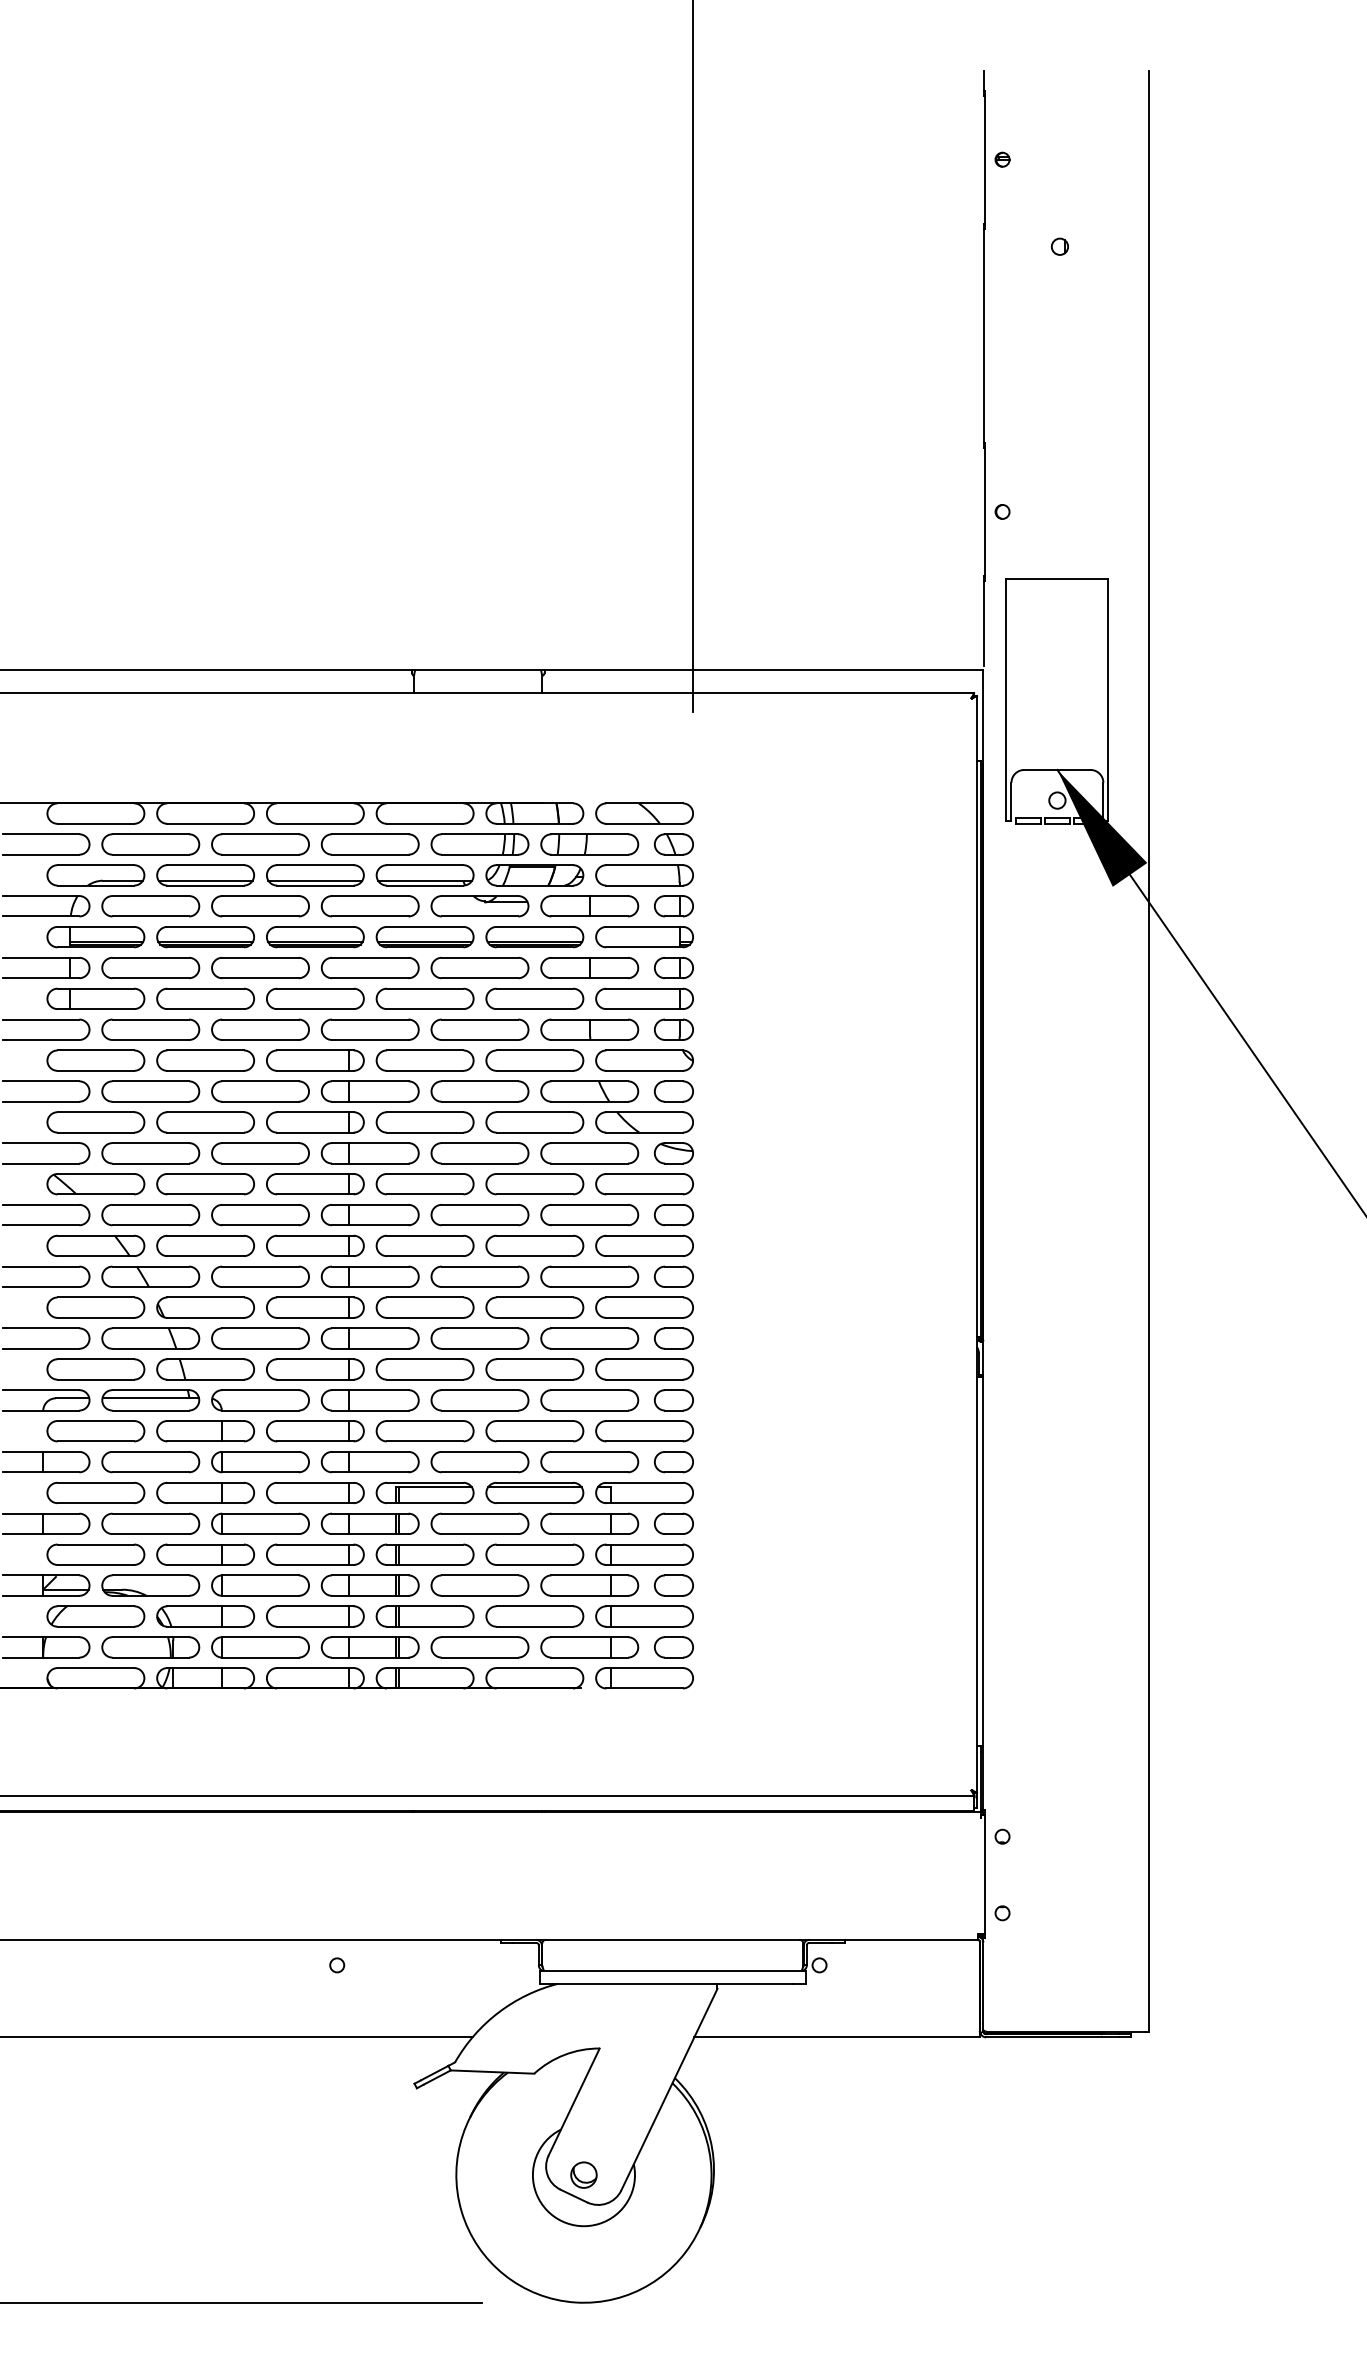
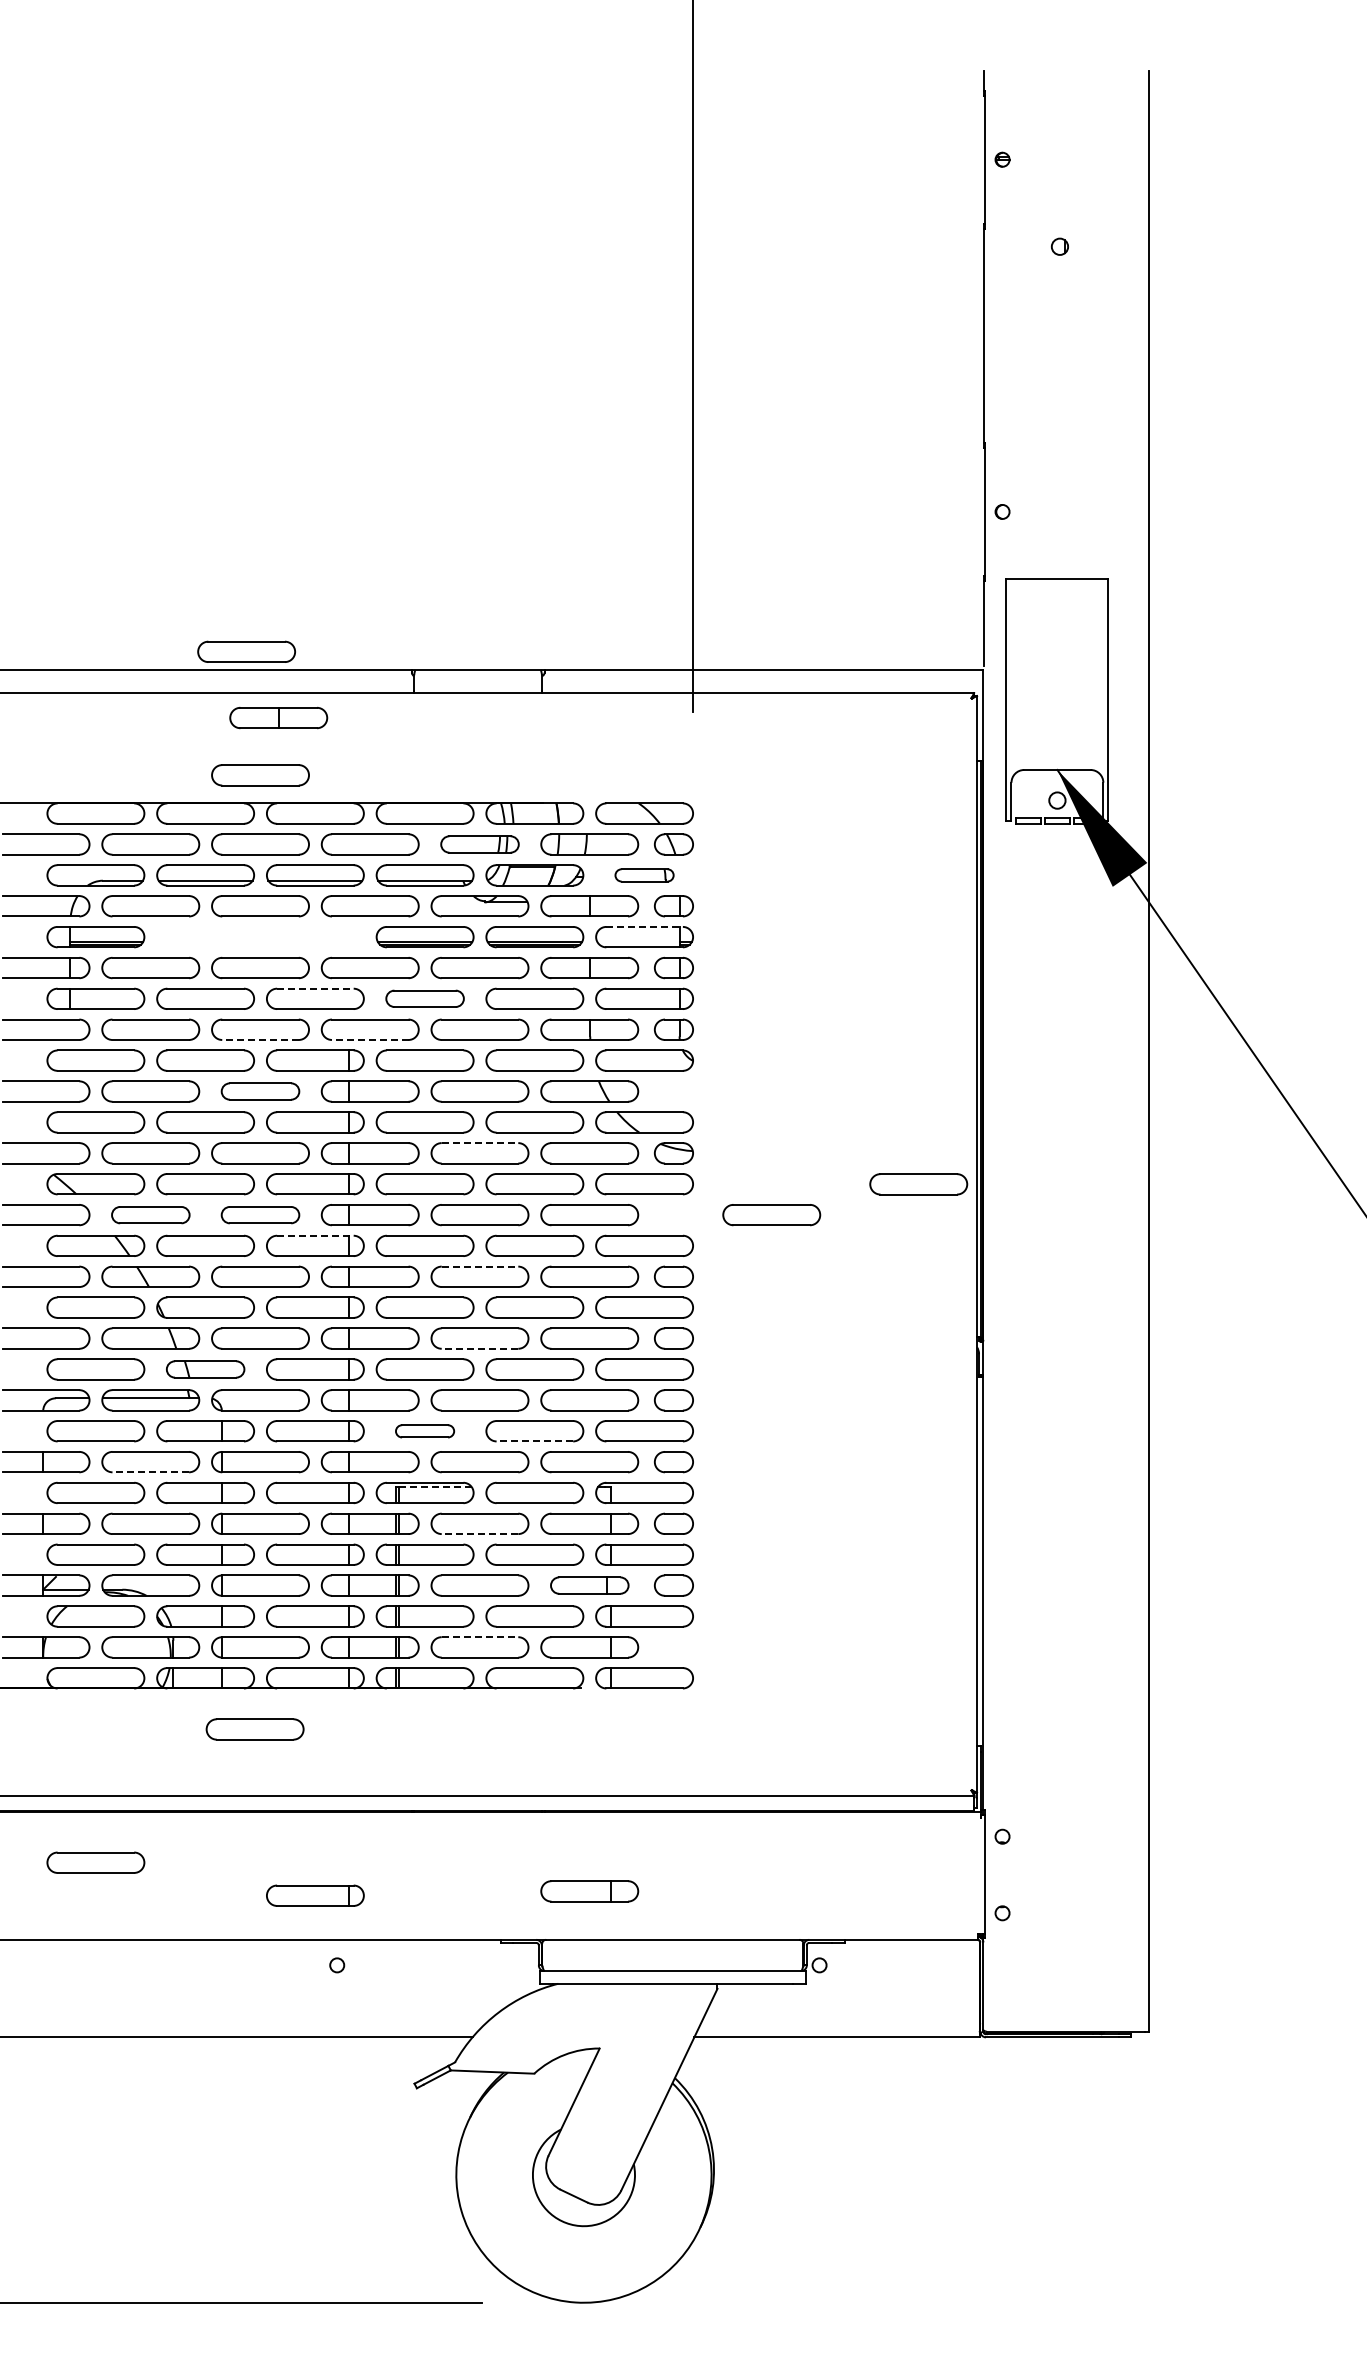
part: none -> present (246, 651)
part: none -> present (278, 717)
part: none -> present (260, 775)
part size: 100x23 px -> 80x19 px (479, 844)
part size: 99x23 px -> 61x15 px (644, 875)
line: solid -> dashed (645, 926)
part: present -> none (205, 937)
part: present -> none (315, 937)
line: solid -> dashed (315, 988)
part size: 100x23 px -> 80x19 px (424, 998)
line: solid -> dashed (260, 1039)
line: solid -> dashed (369, 1039)
part size: 99x23 px -> 81x19 px (260, 1091)
part: present -> none (673, 1091)
line: solid -> dashed (480, 1143)
part: none -> present (918, 1184)
part size: 100x23 px -> 80x19 px (150, 1215)
part size: 99x23 px -> 81x19 px (260, 1215)
part: present -> none (673, 1215)
part: none -> present (771, 1215)
line: solid -> dashed (315, 1235)
line: solid -> dashed (480, 1266)
line: solid -> dashed (479, 1348)
part size: 99x23 px -> 80x19 px (205, 1369)
part size: 100x23 px -> 61x15 px (425, 1431)
line: solid -> dashed (534, 1441)
line: solid -> dashed (150, 1472)
line: solid -> dashed (434, 1487)
line: present -> none (534, 1487)
line: solid -> dashed (479, 1534)
part size: 100x23 px -> 80x19 px (589, 1585)
line: solid -> dashed (480, 1637)
part: present -> none (673, 1647)
part: none -> present (254, 1729)
part: none -> present (95, 1862)
part: none -> present (589, 1891)
part: none -> present (315, 1895)
part: present -> none (583, 2174)
